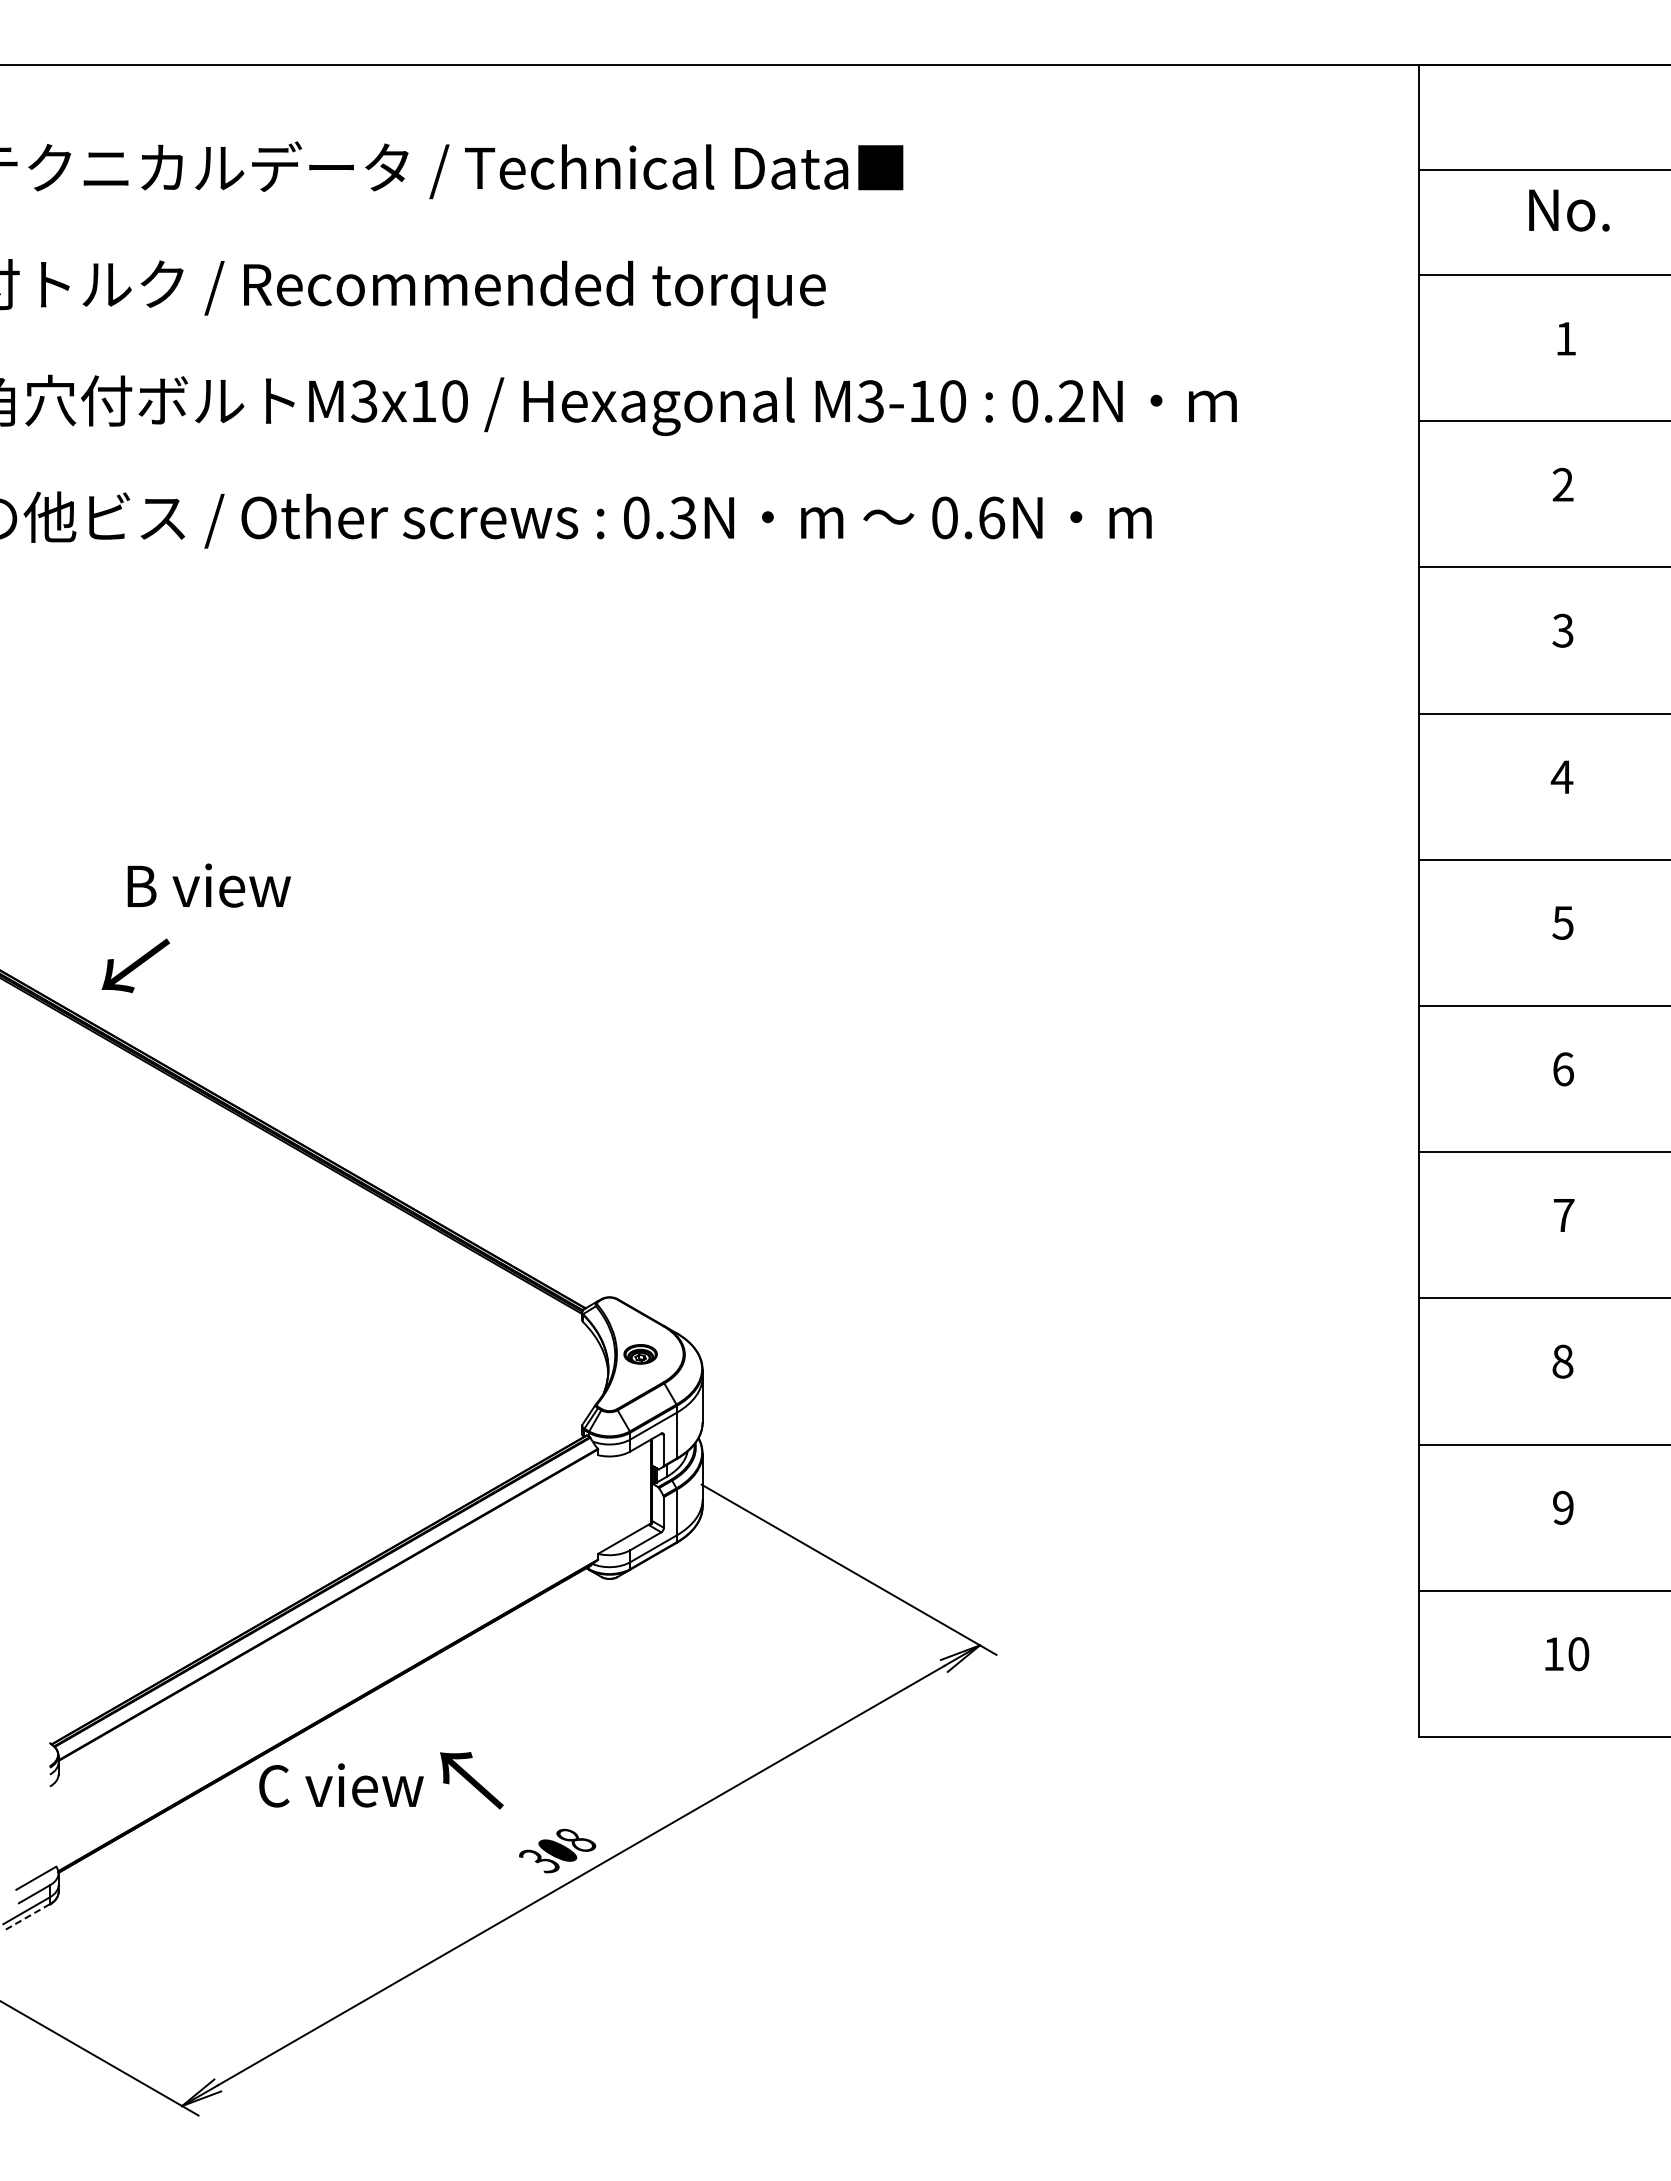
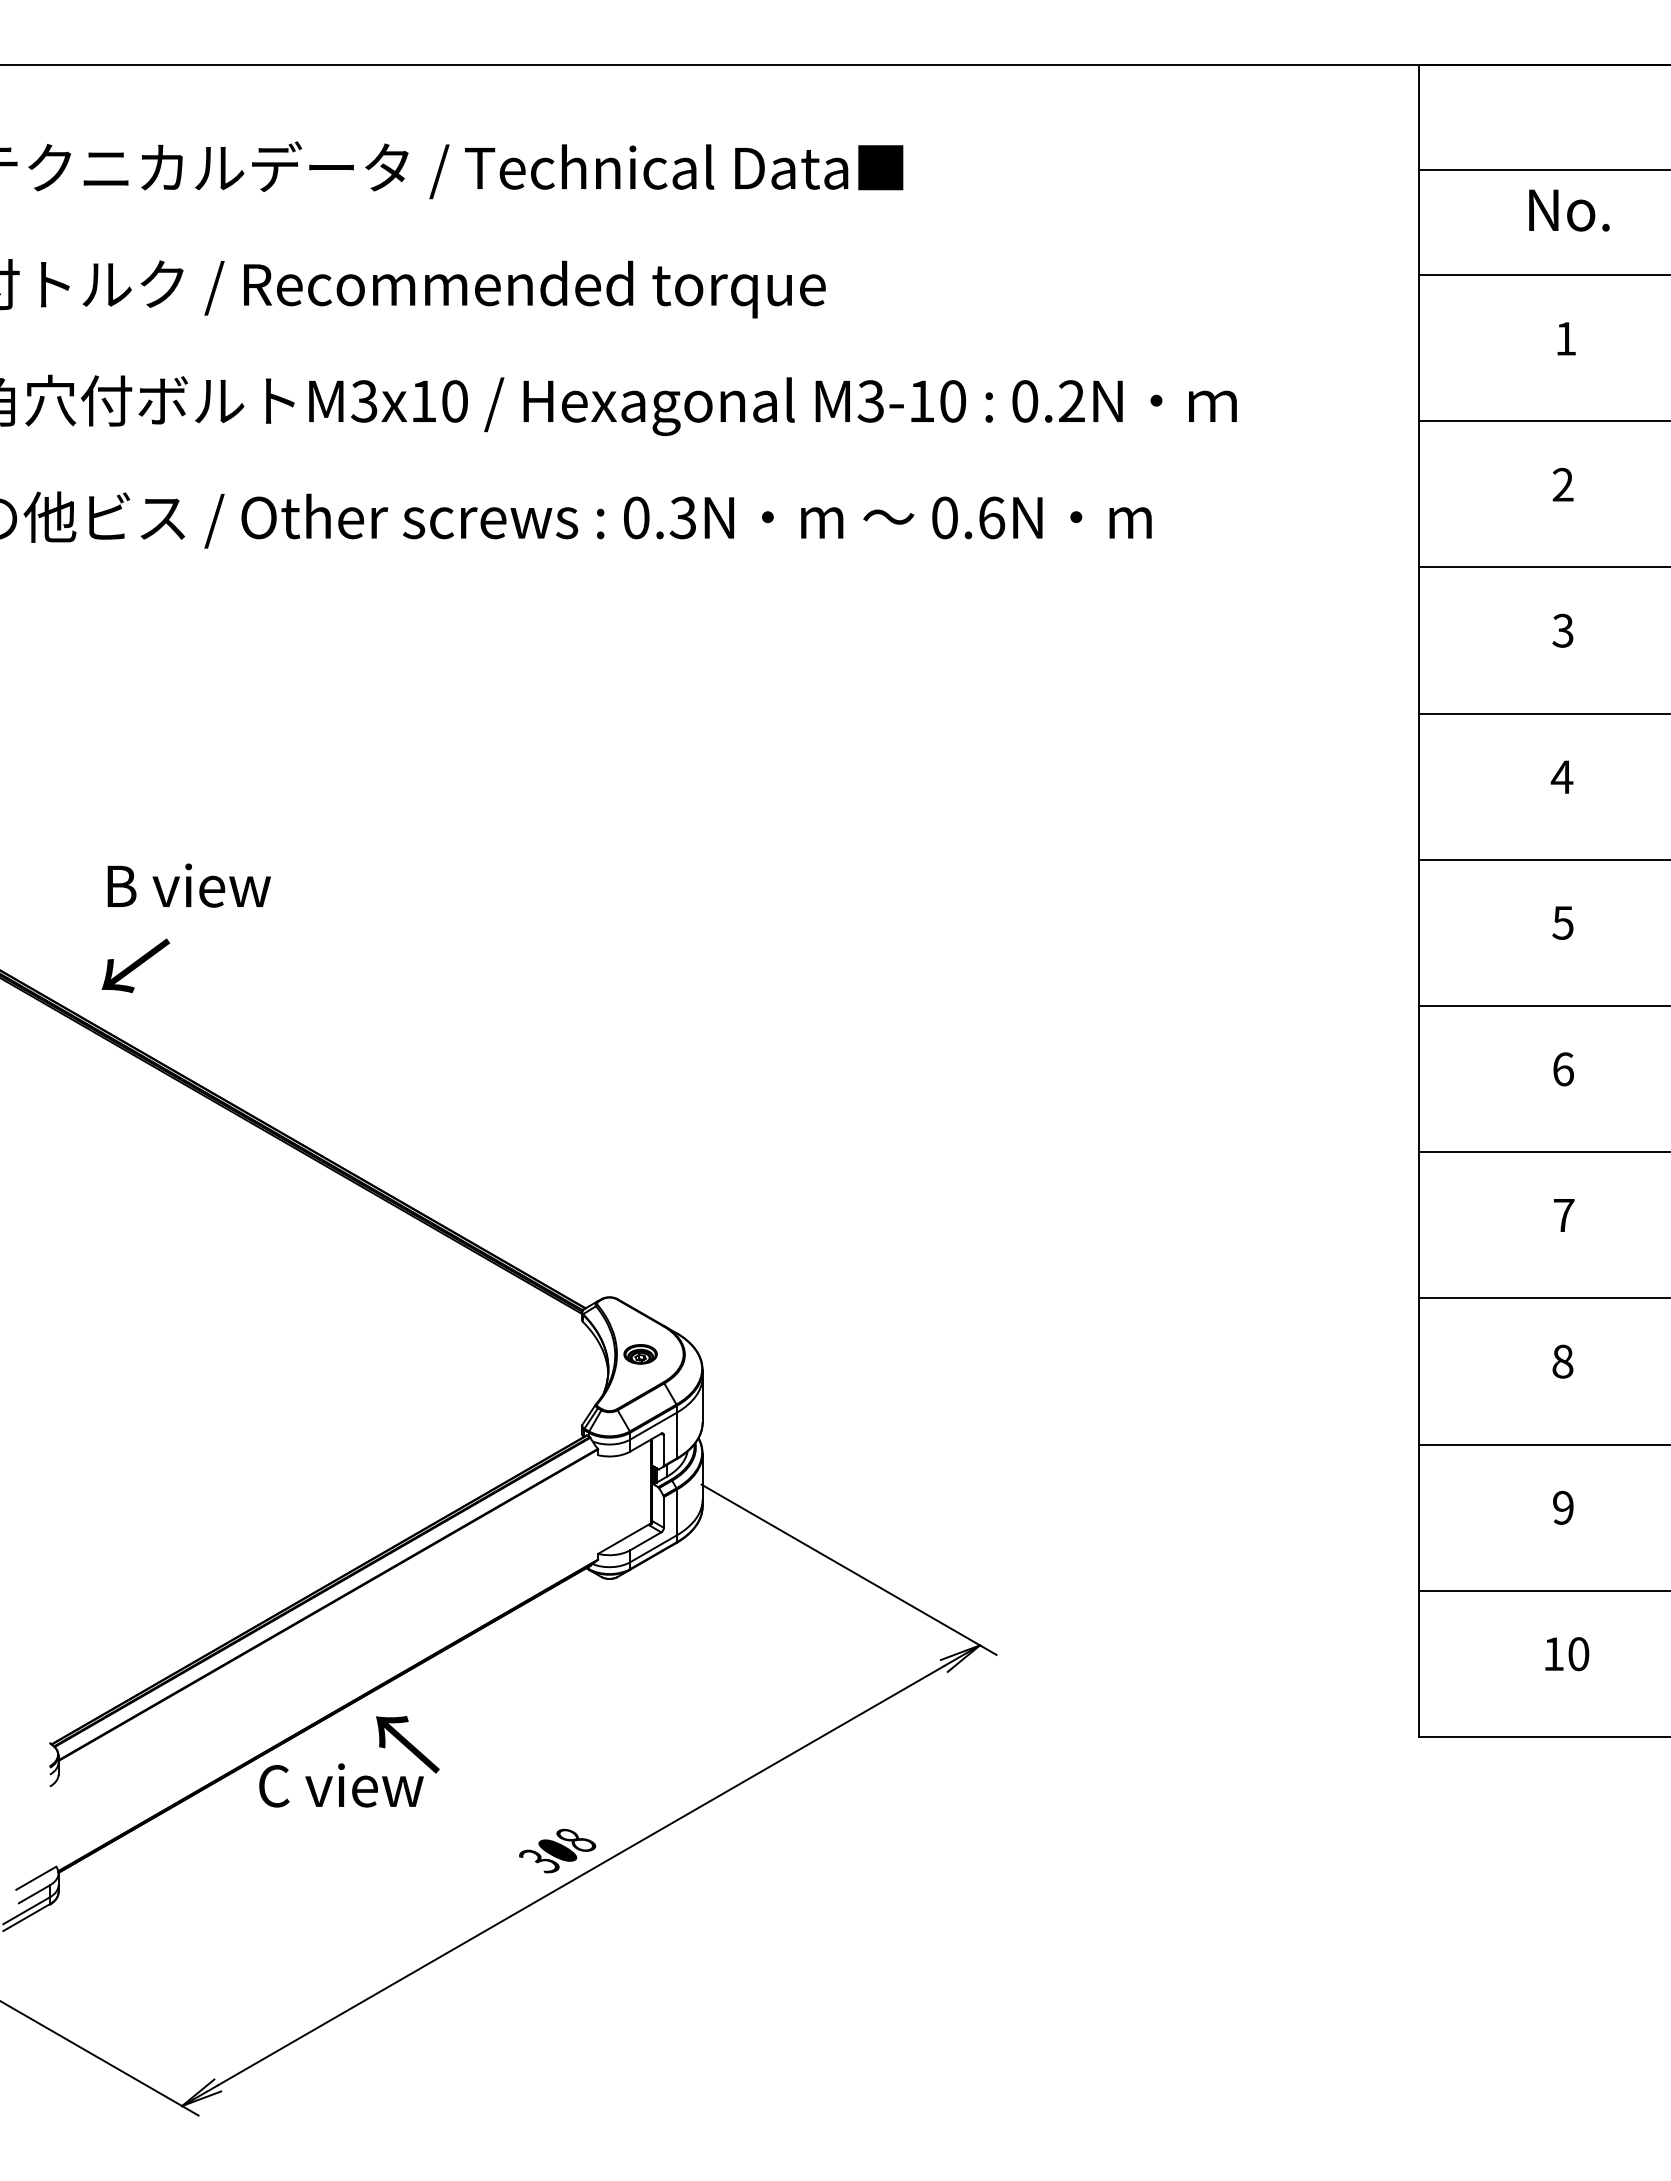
text position: (208, 885) -> (188, 885) (188, 885)
text position: (471, 1780) -> (407, 1744) (407, 1744)
line: dashed -> solid (26, 1917)
